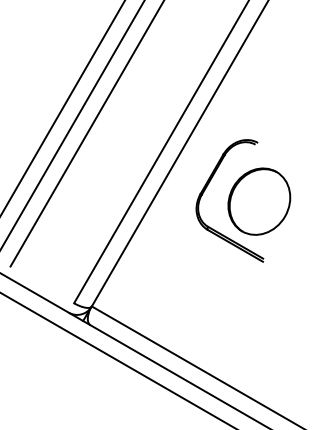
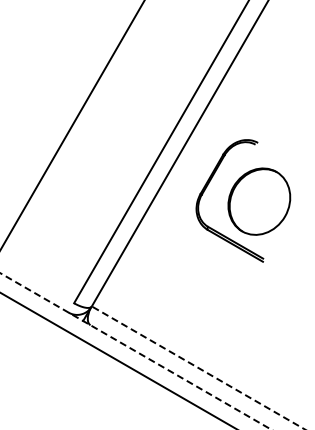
line: present -> none (63, 107)
line: present -> none (86, 134)
line: solid -> dashed (135, 351)
line: solid -> dashed (198, 367)
